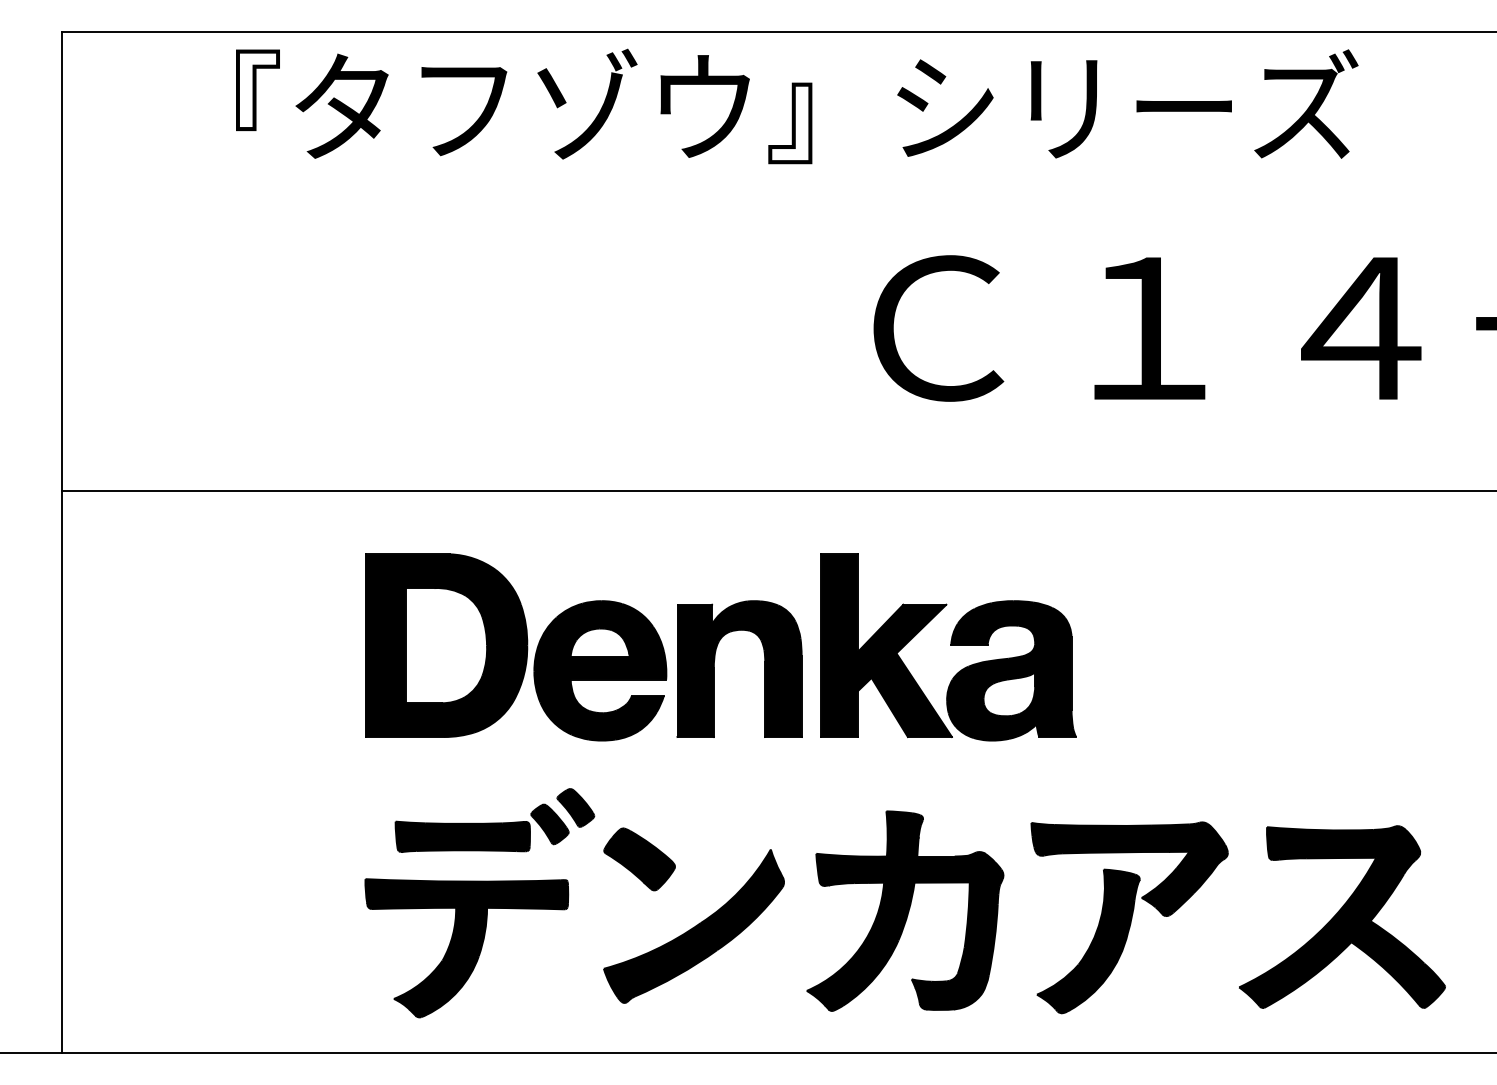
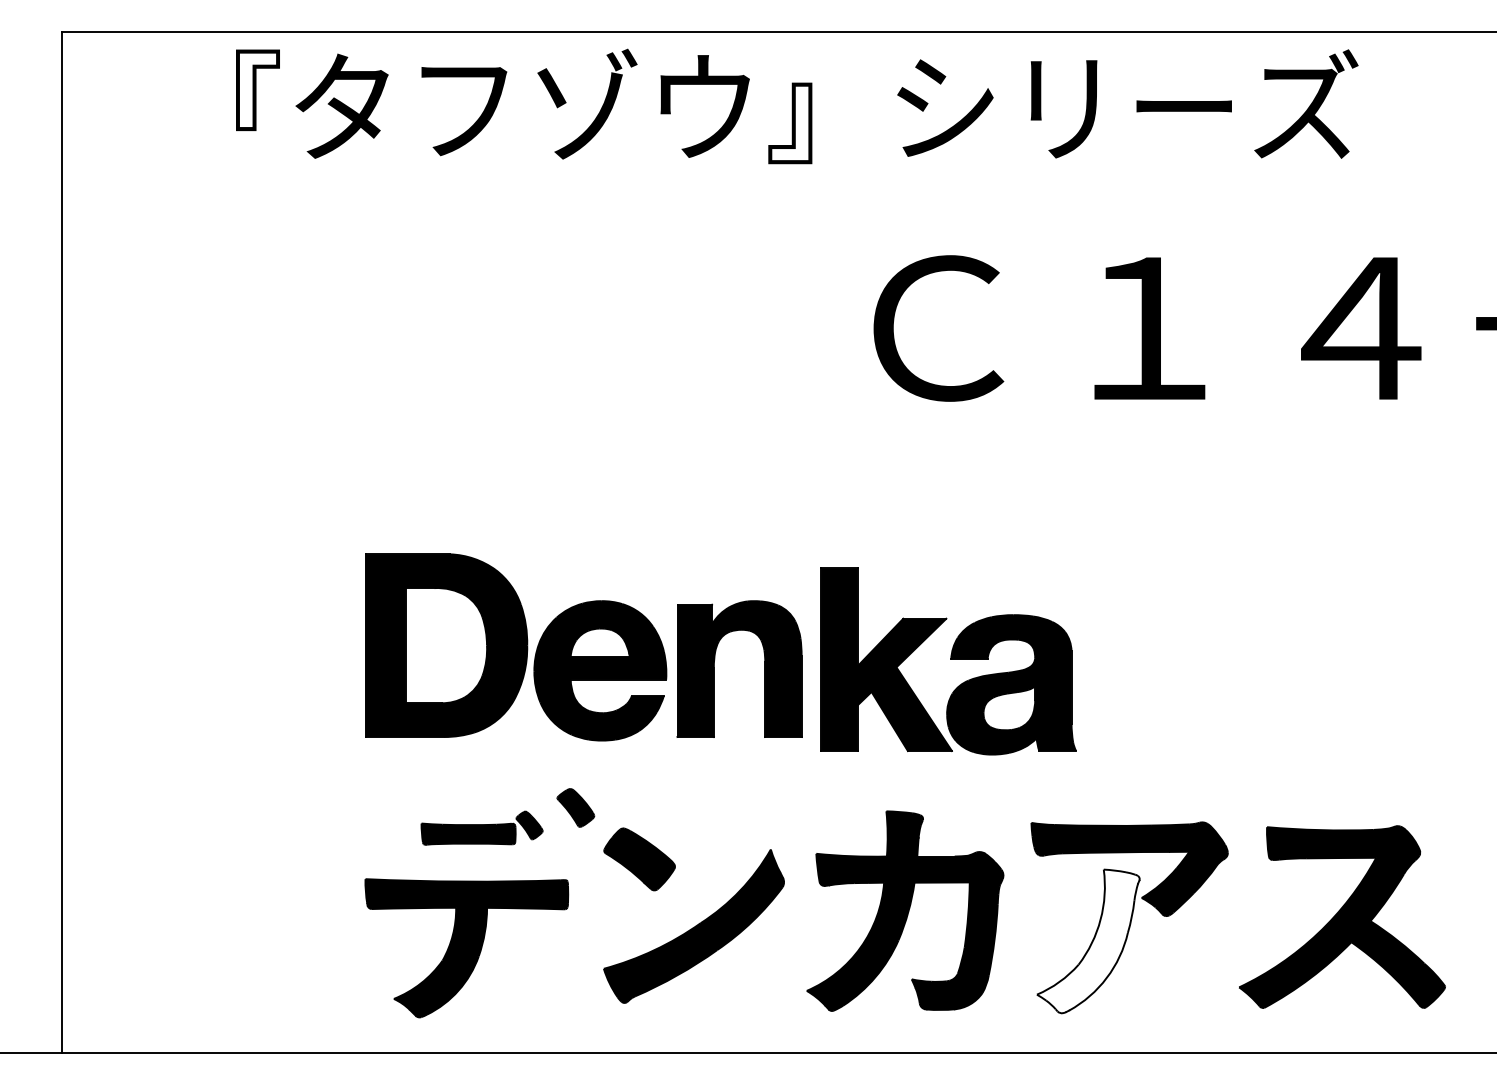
line: present -> none (777, 491)
part position: (948, 647) -> (948, 661) (948, 661)
part size: 176x50 px -> 124x36 px (481, 827)
fill: present -> none (1087, 941)
